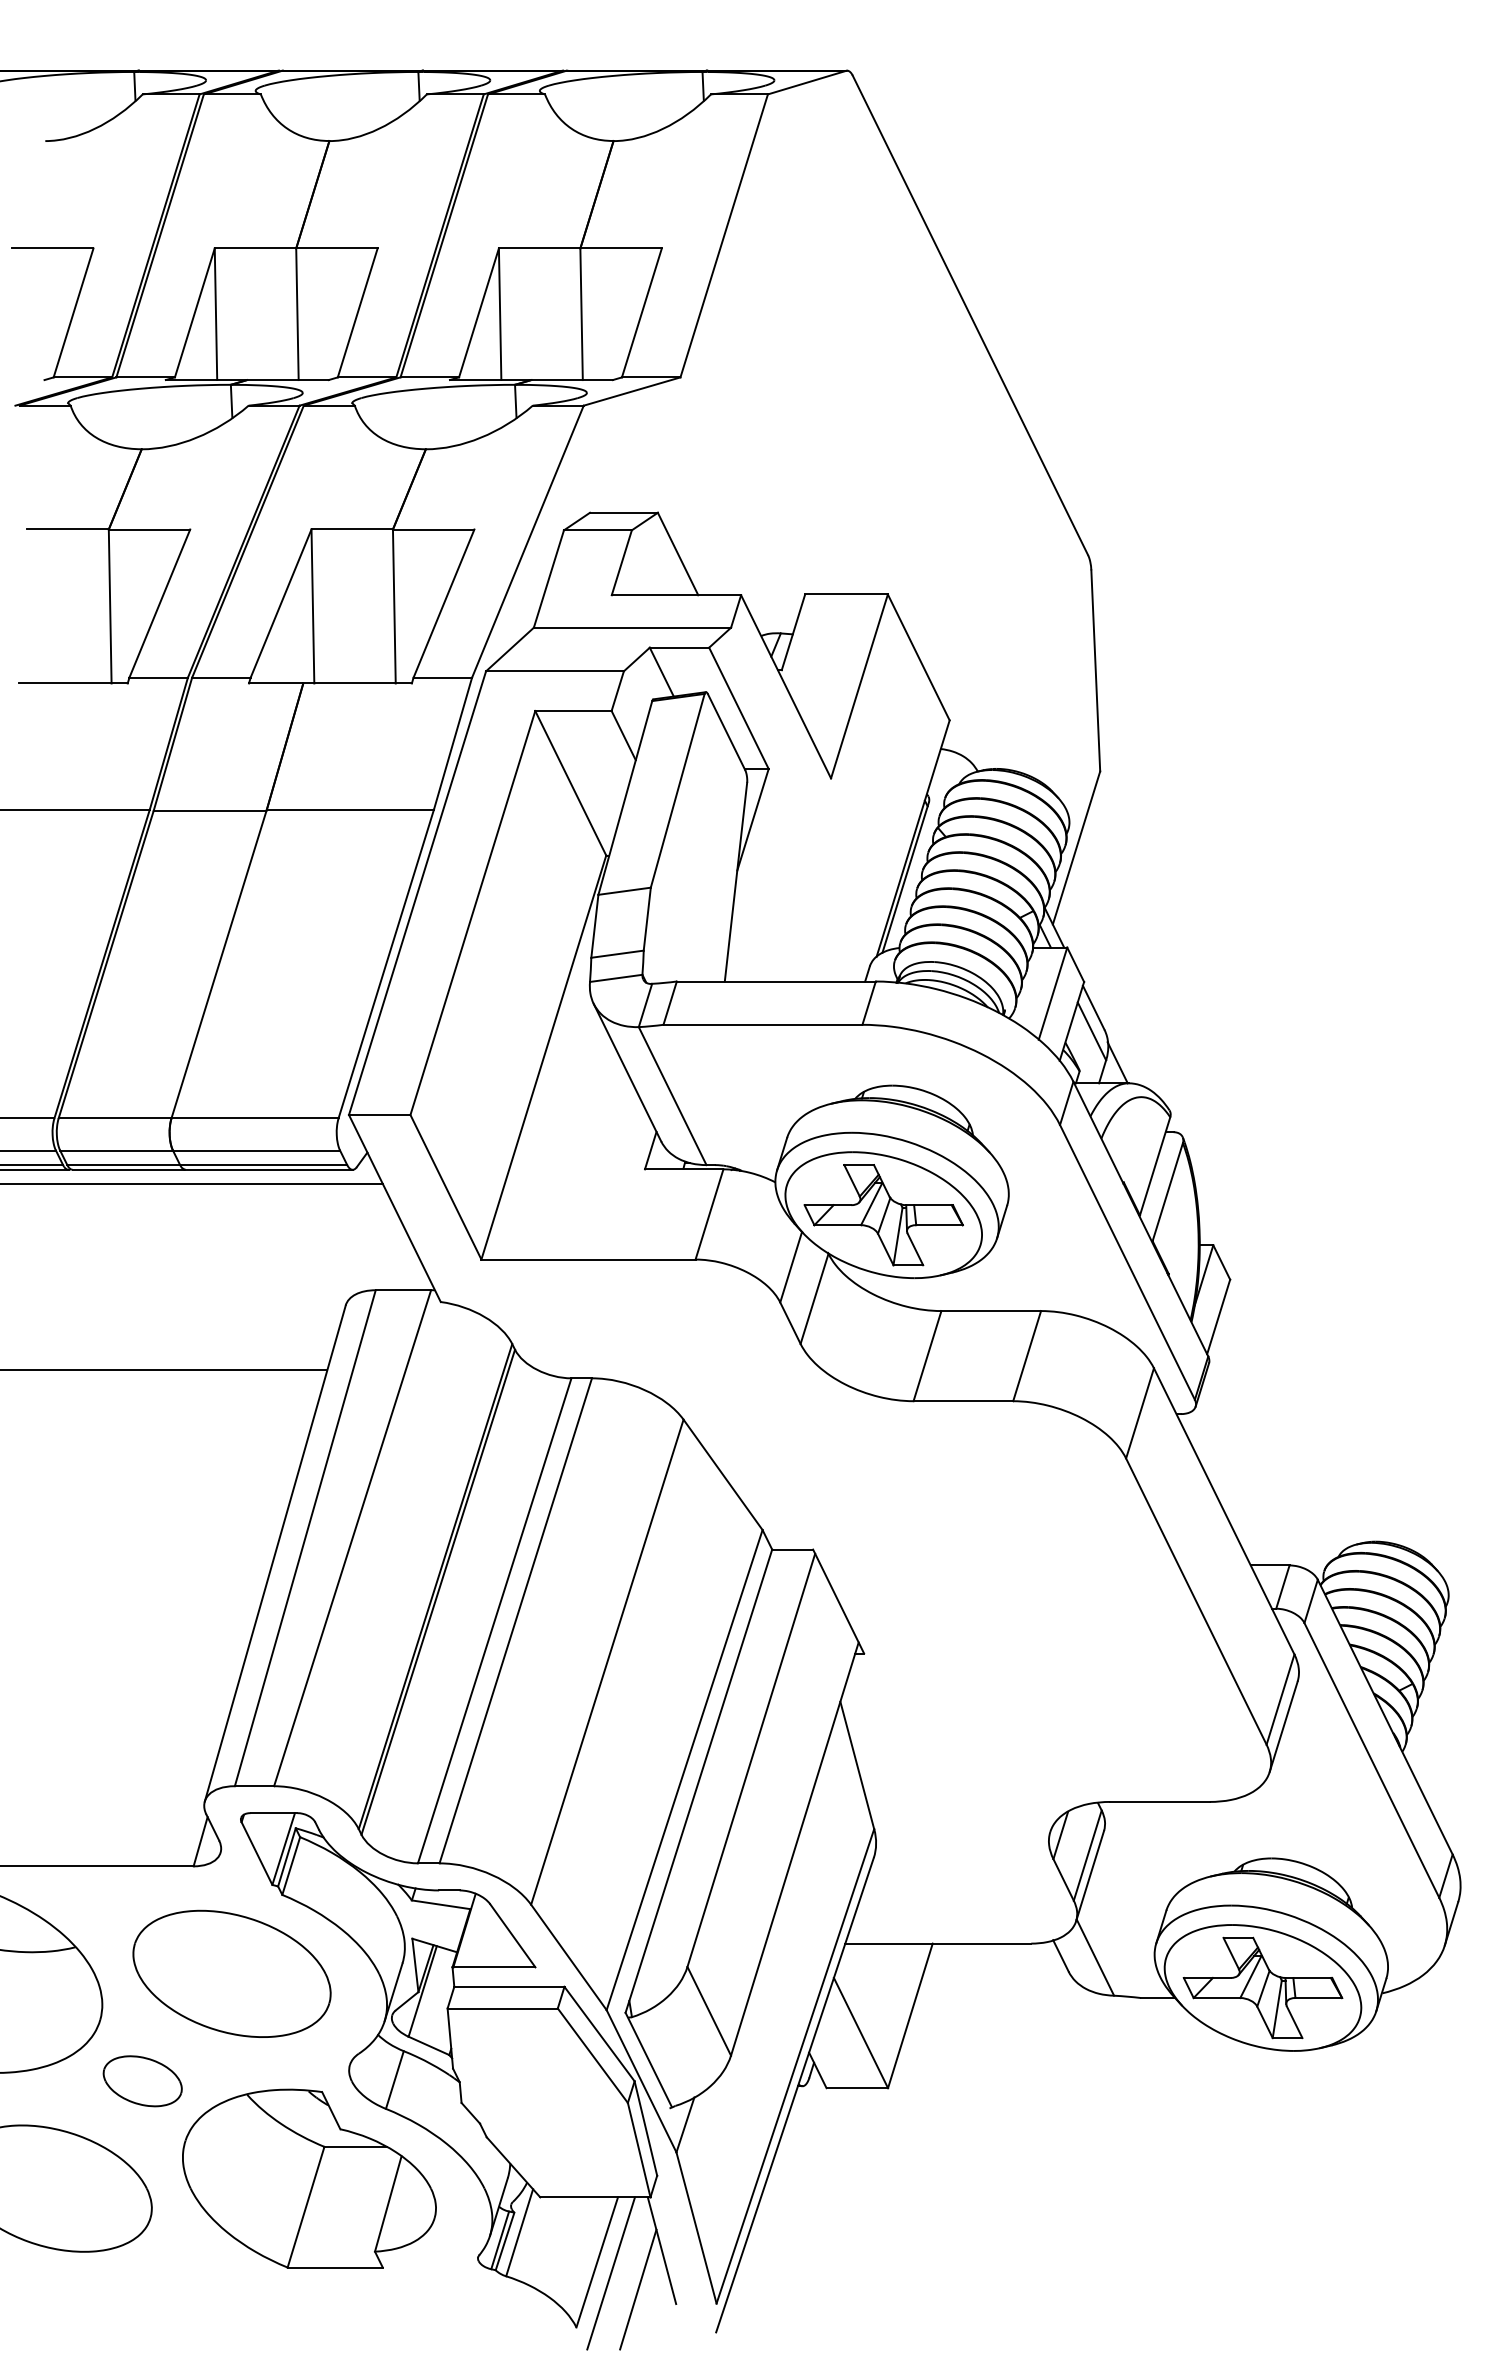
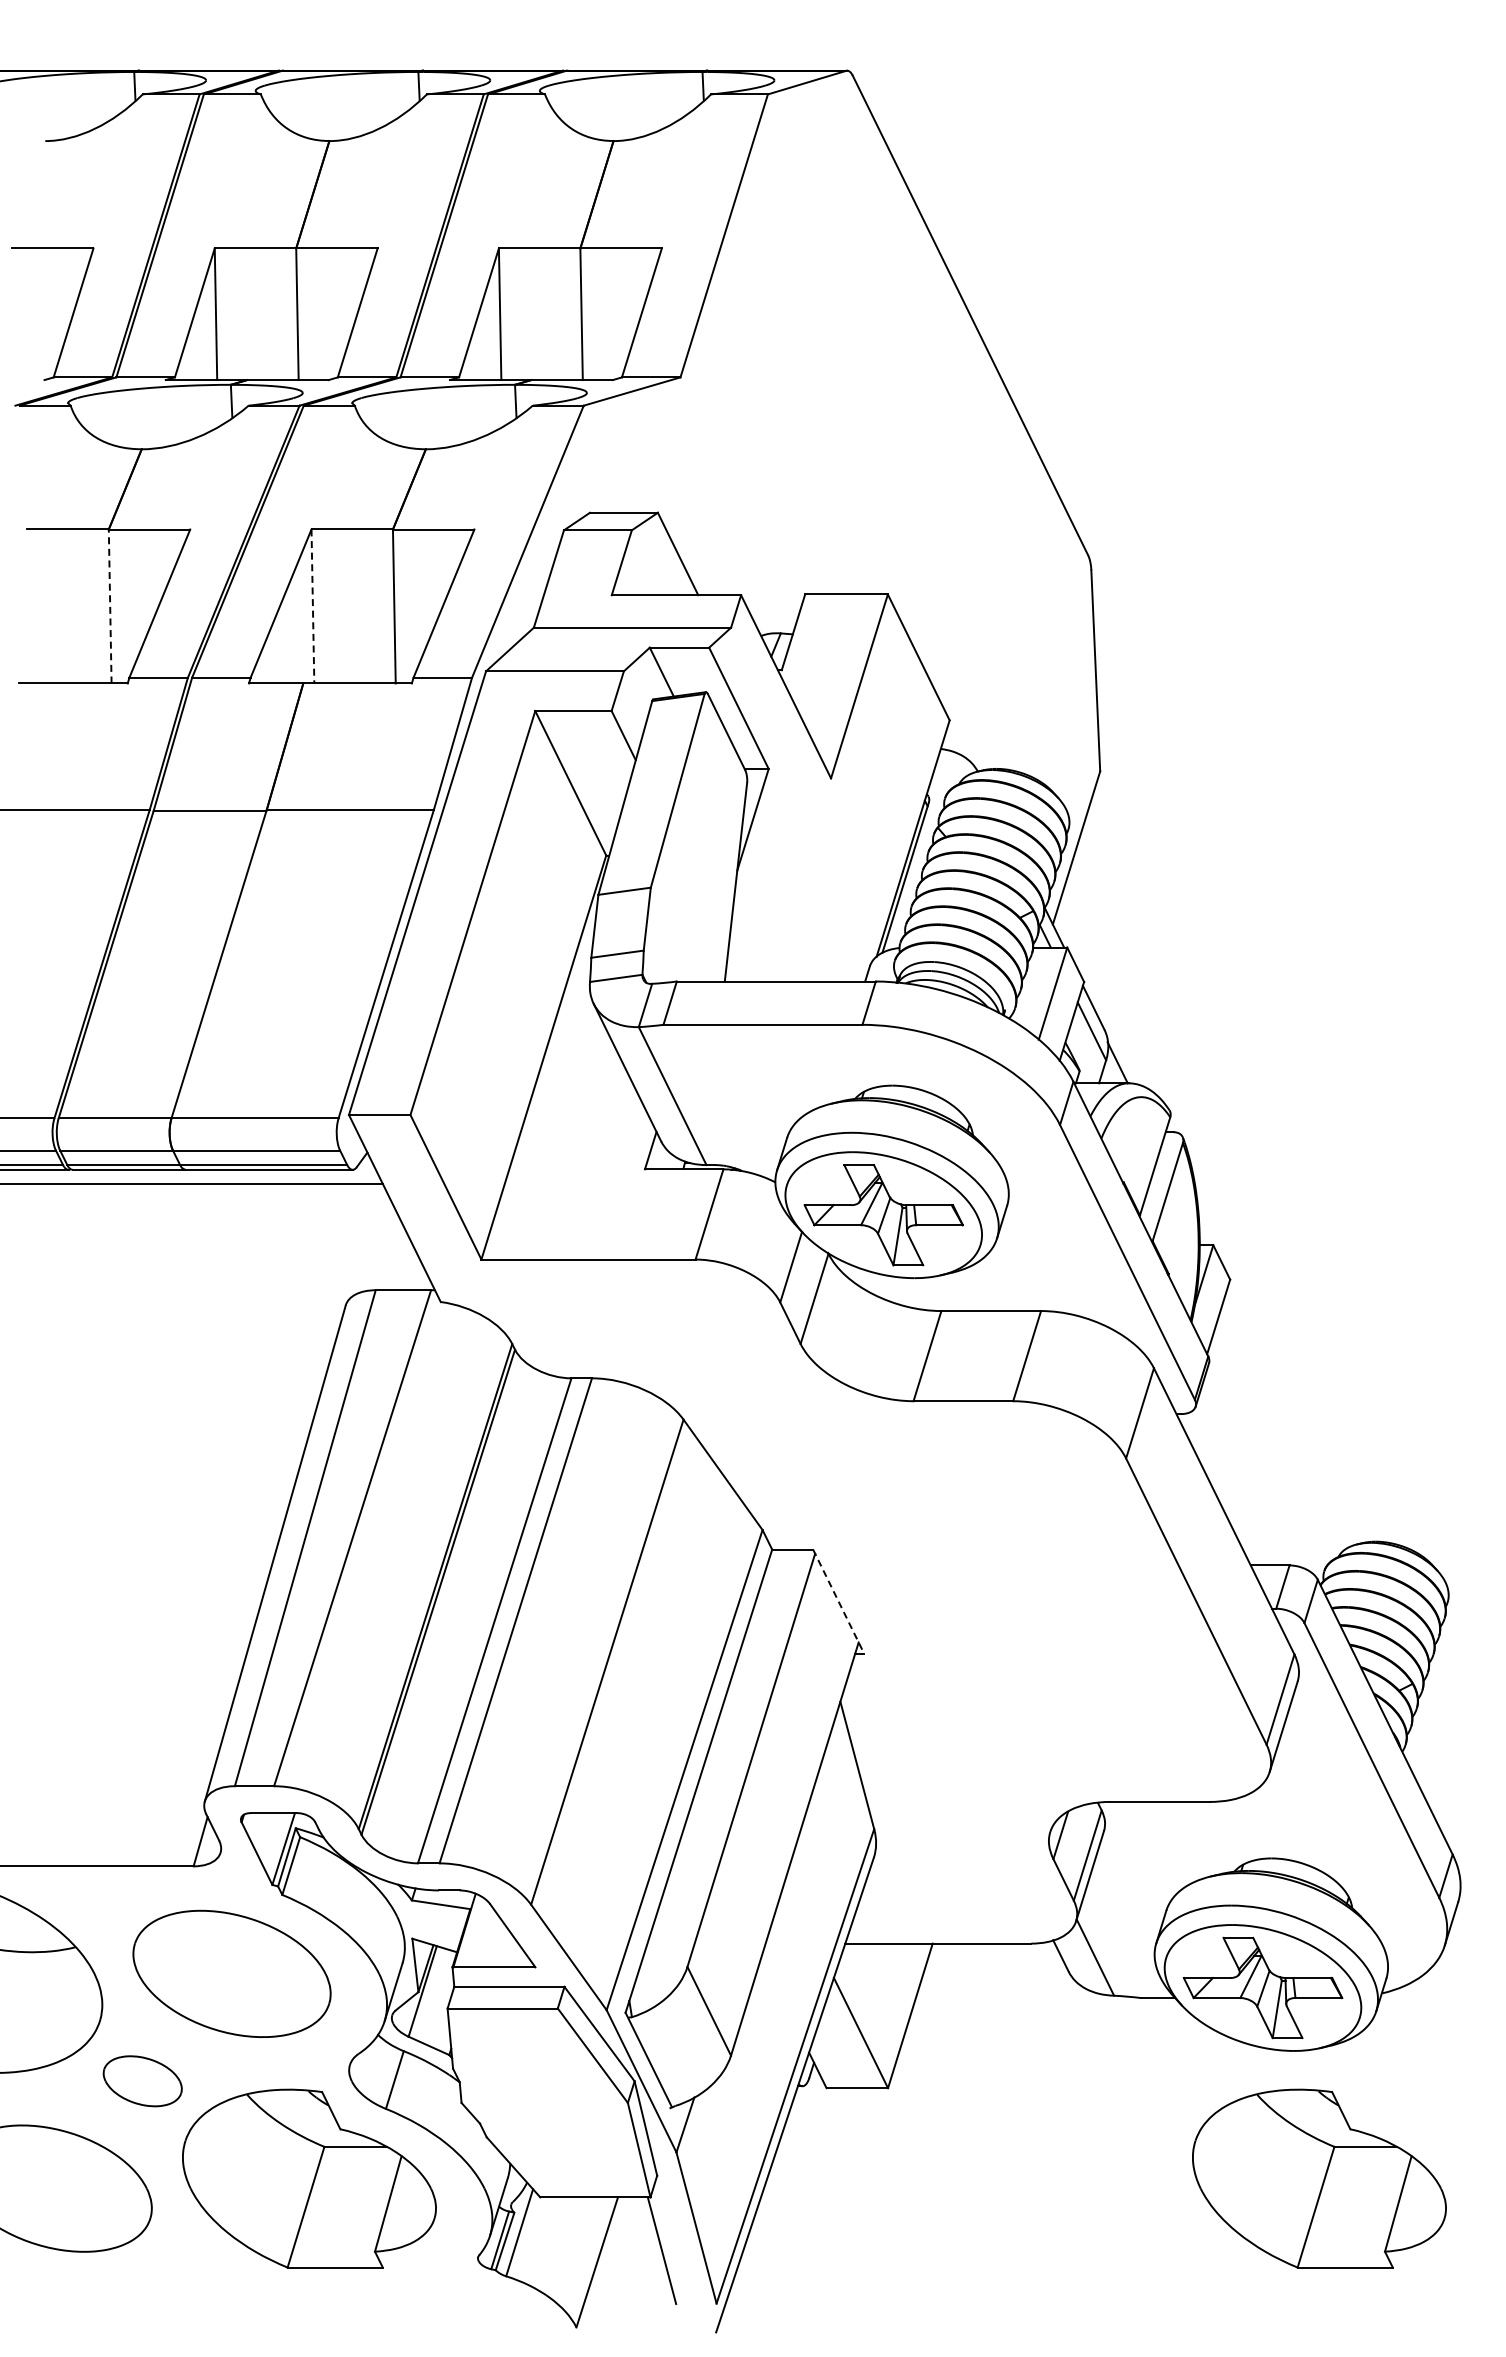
line: solid -> dashed (110, 605)
line: solid -> dashed (312, 606)
line: present -> none (164, 1370)
line: solid -> dashed (838, 1601)
part: none -> present (1319, 2178)
line: present -> none (610, 2273)
line: present -> none (638, 2289)
